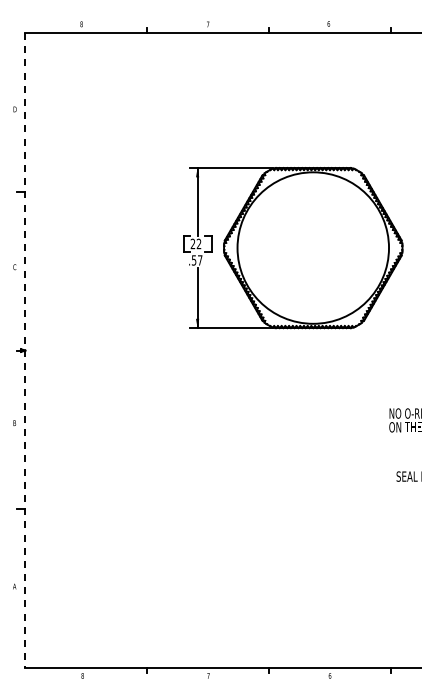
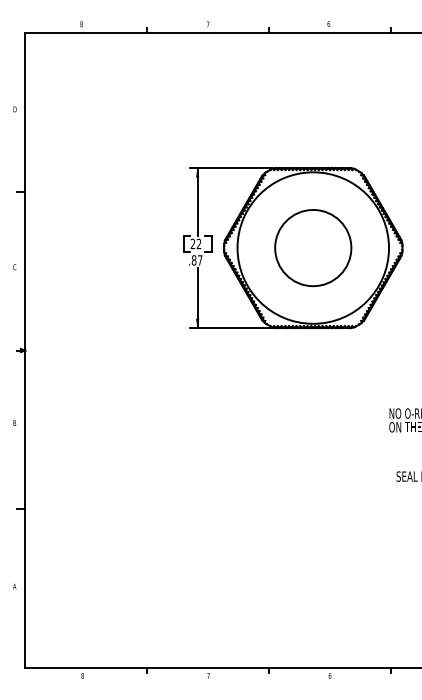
circle: none -> present (313, 248)
text: .57 -> .87 (193, 260)
line: dashed -> solid (25, 350)
